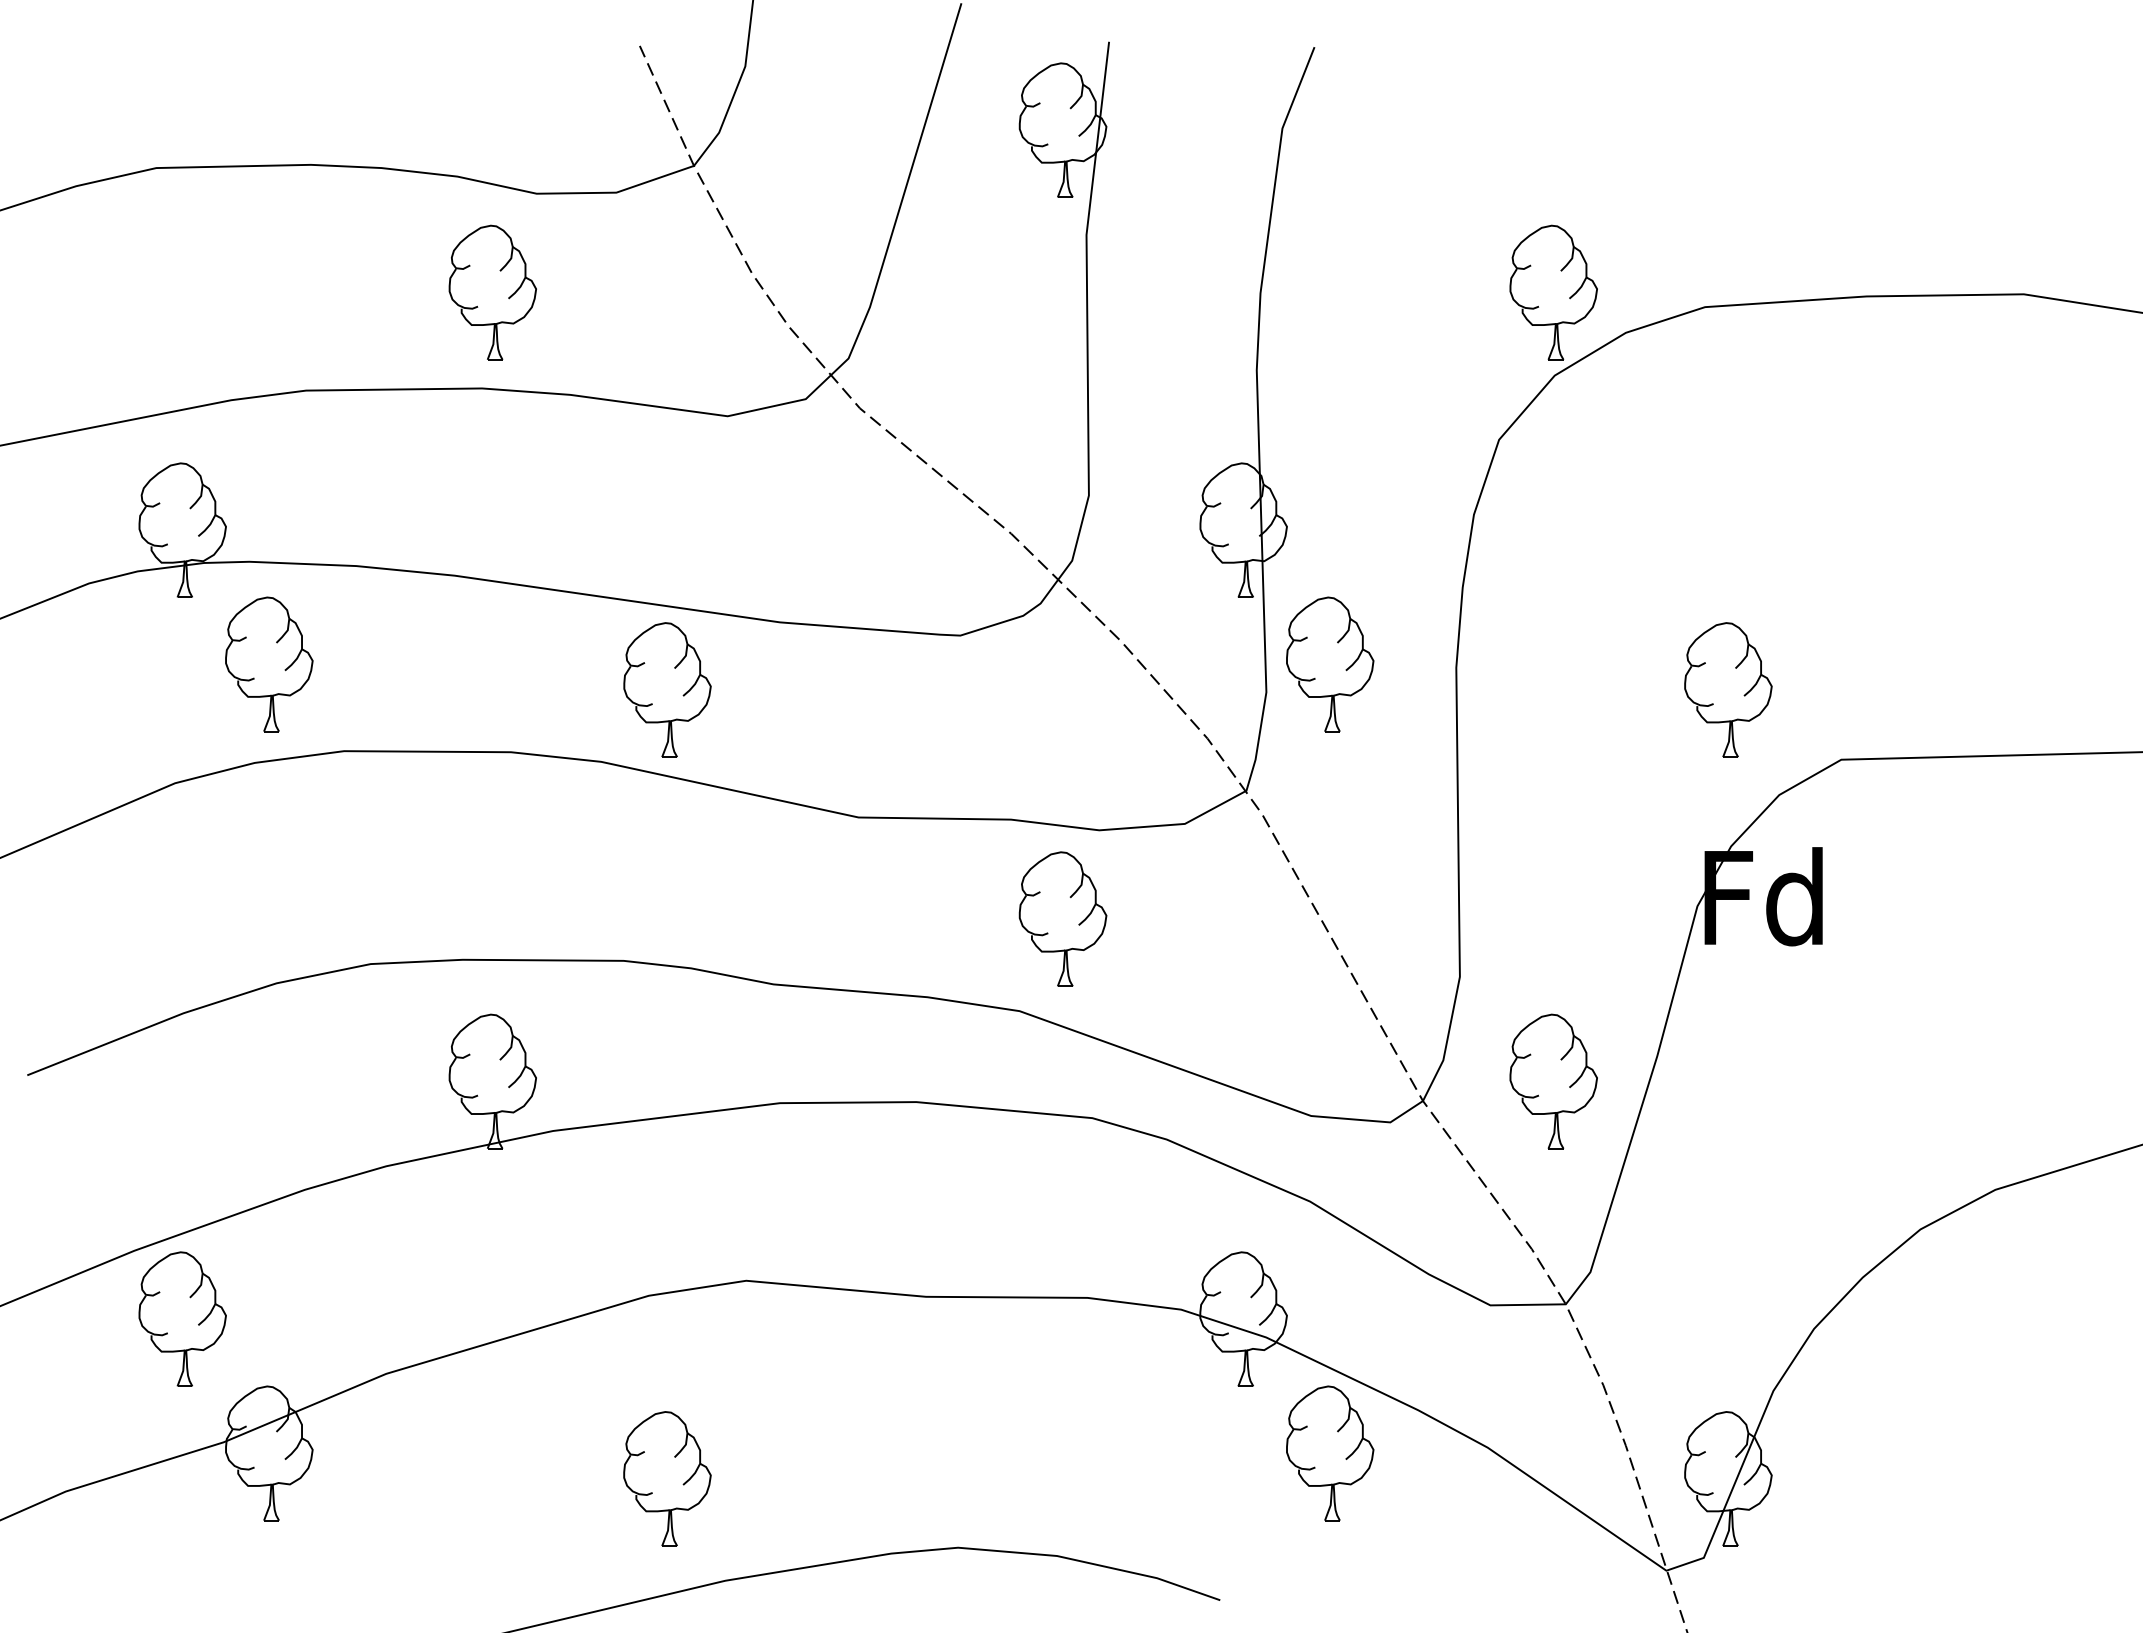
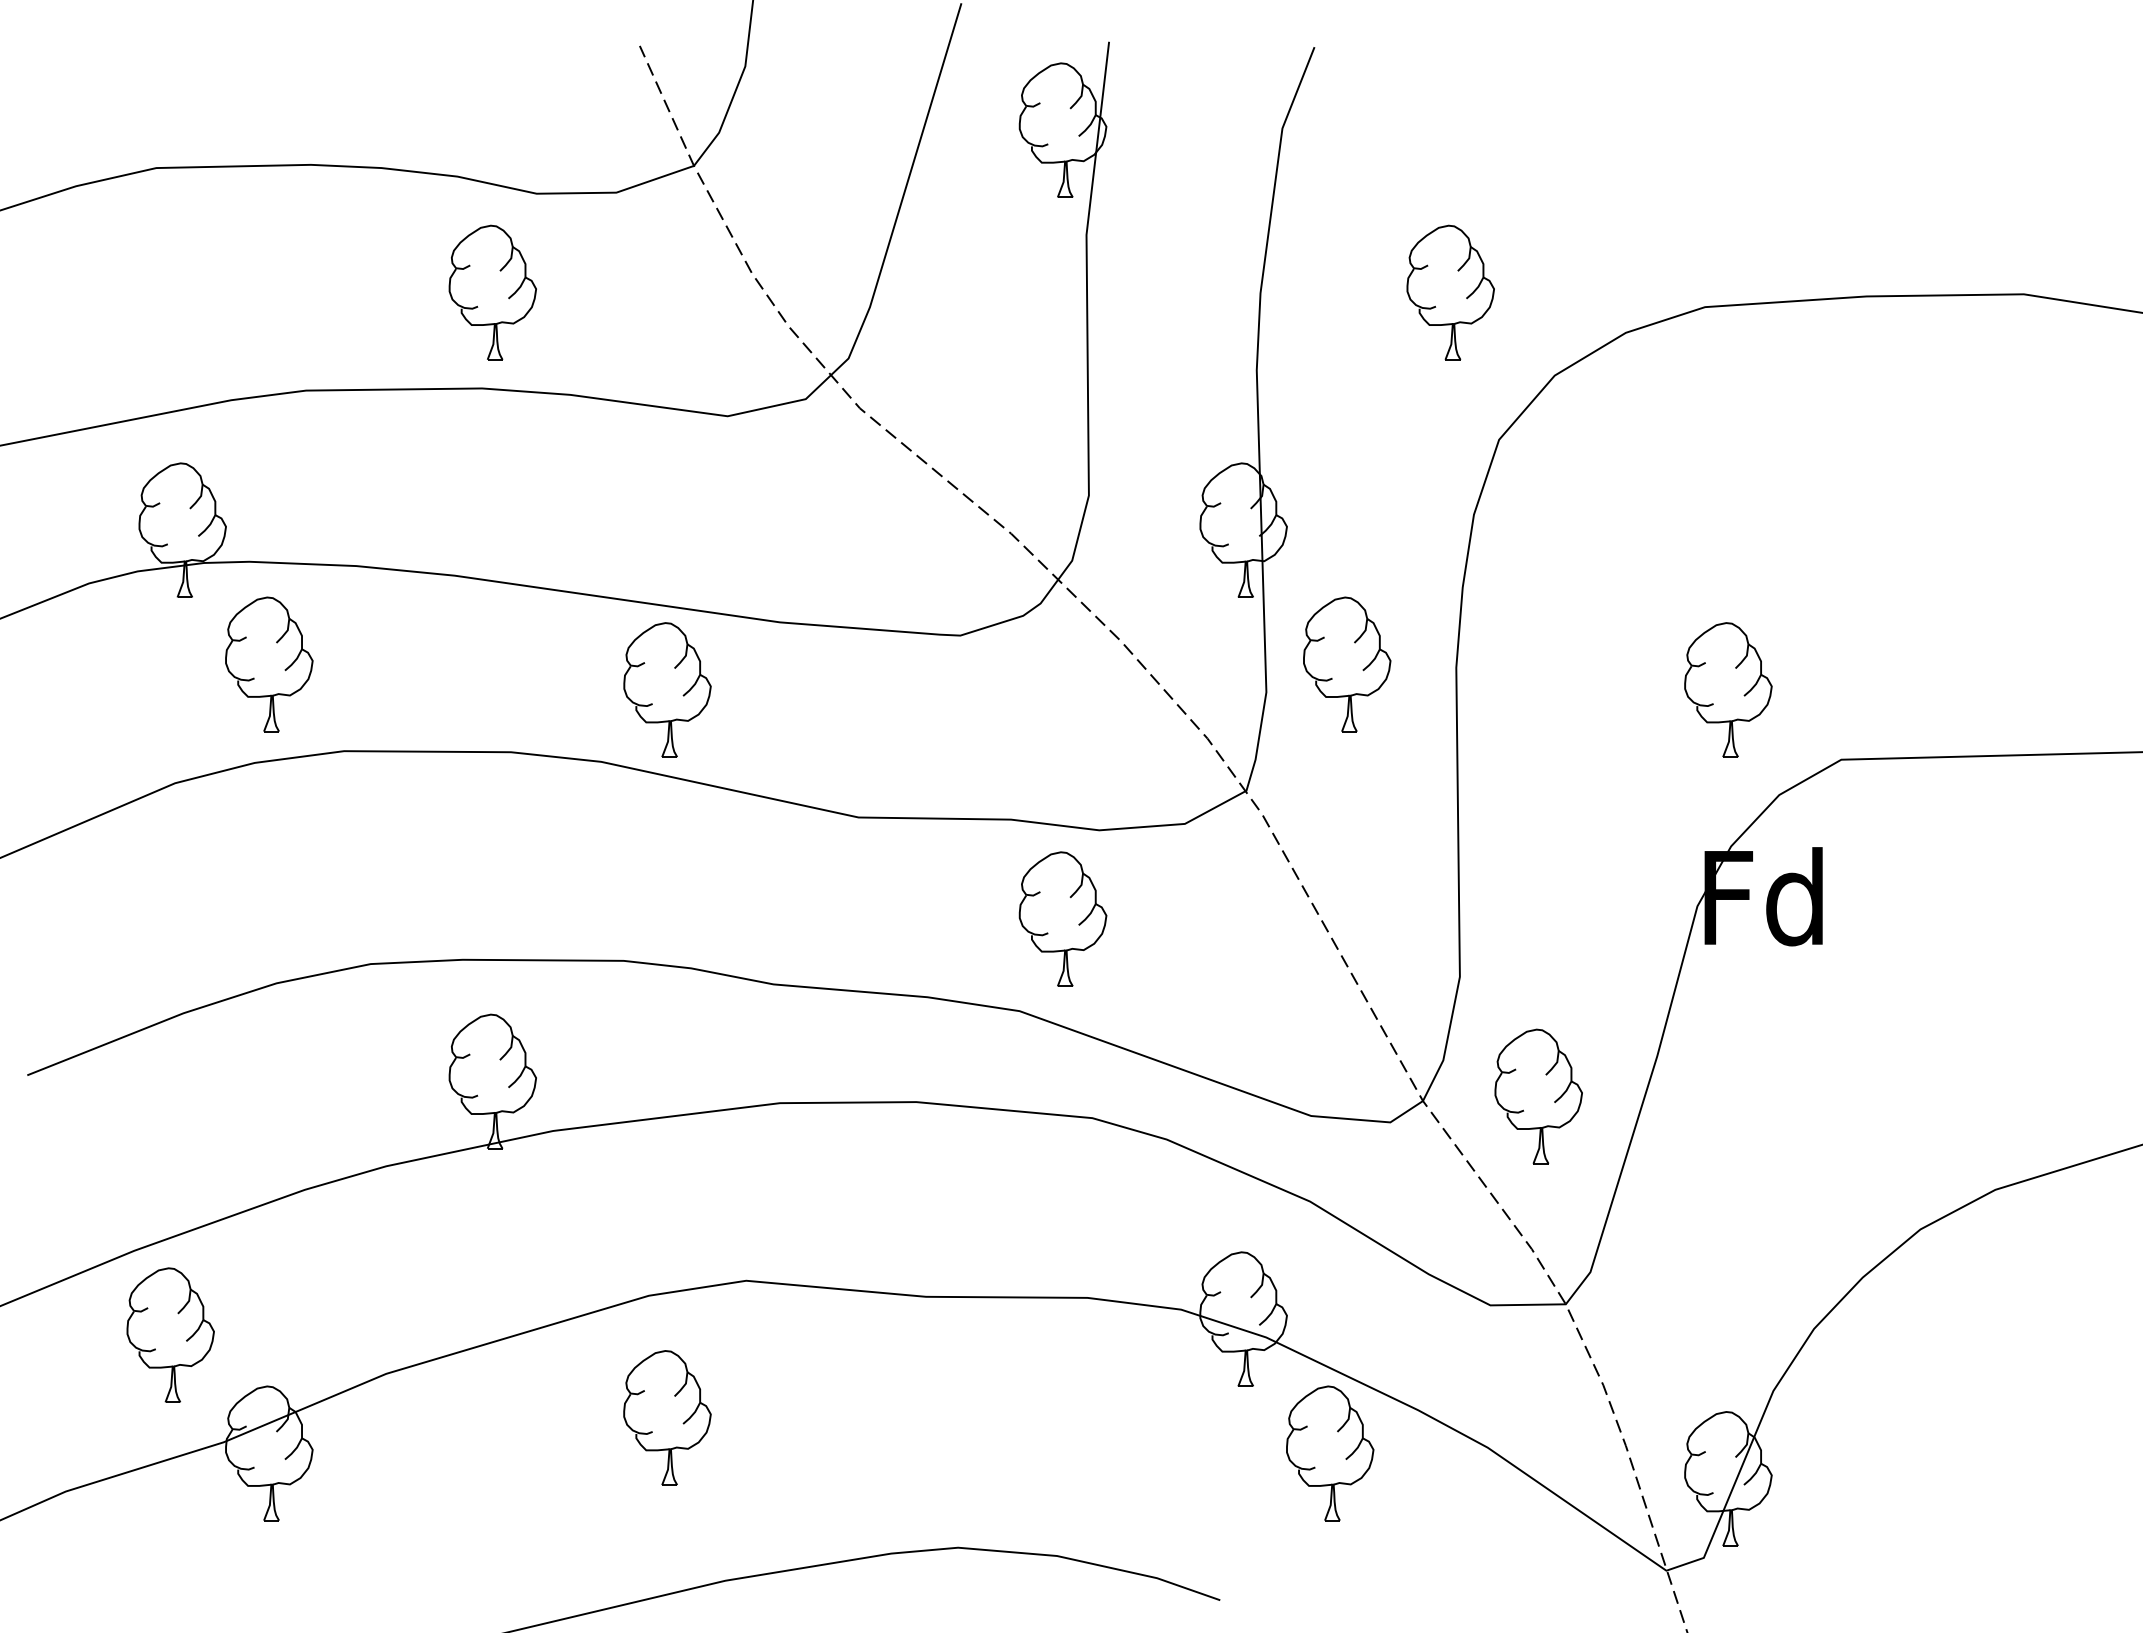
part position: (1553, 292) -> (1450, 292) (1450, 292)
part position: (1330, 664) -> (1347, 664) (1347, 664)
part position: (1553, 1081) -> (1538, 1096) (1538, 1096)
part position: (182, 1318) -> (170, 1334) (170, 1334)
part position: (667, 1478) -> (667, 1417) (667, 1417)
